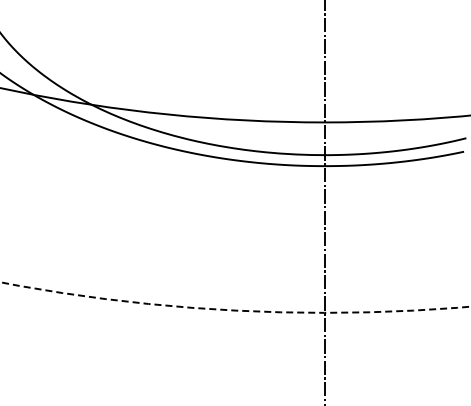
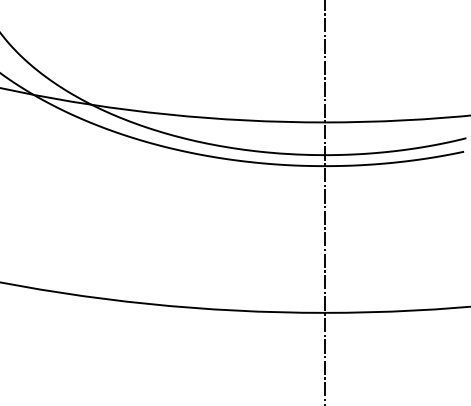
circle: dashed -> solid (235, 297)
